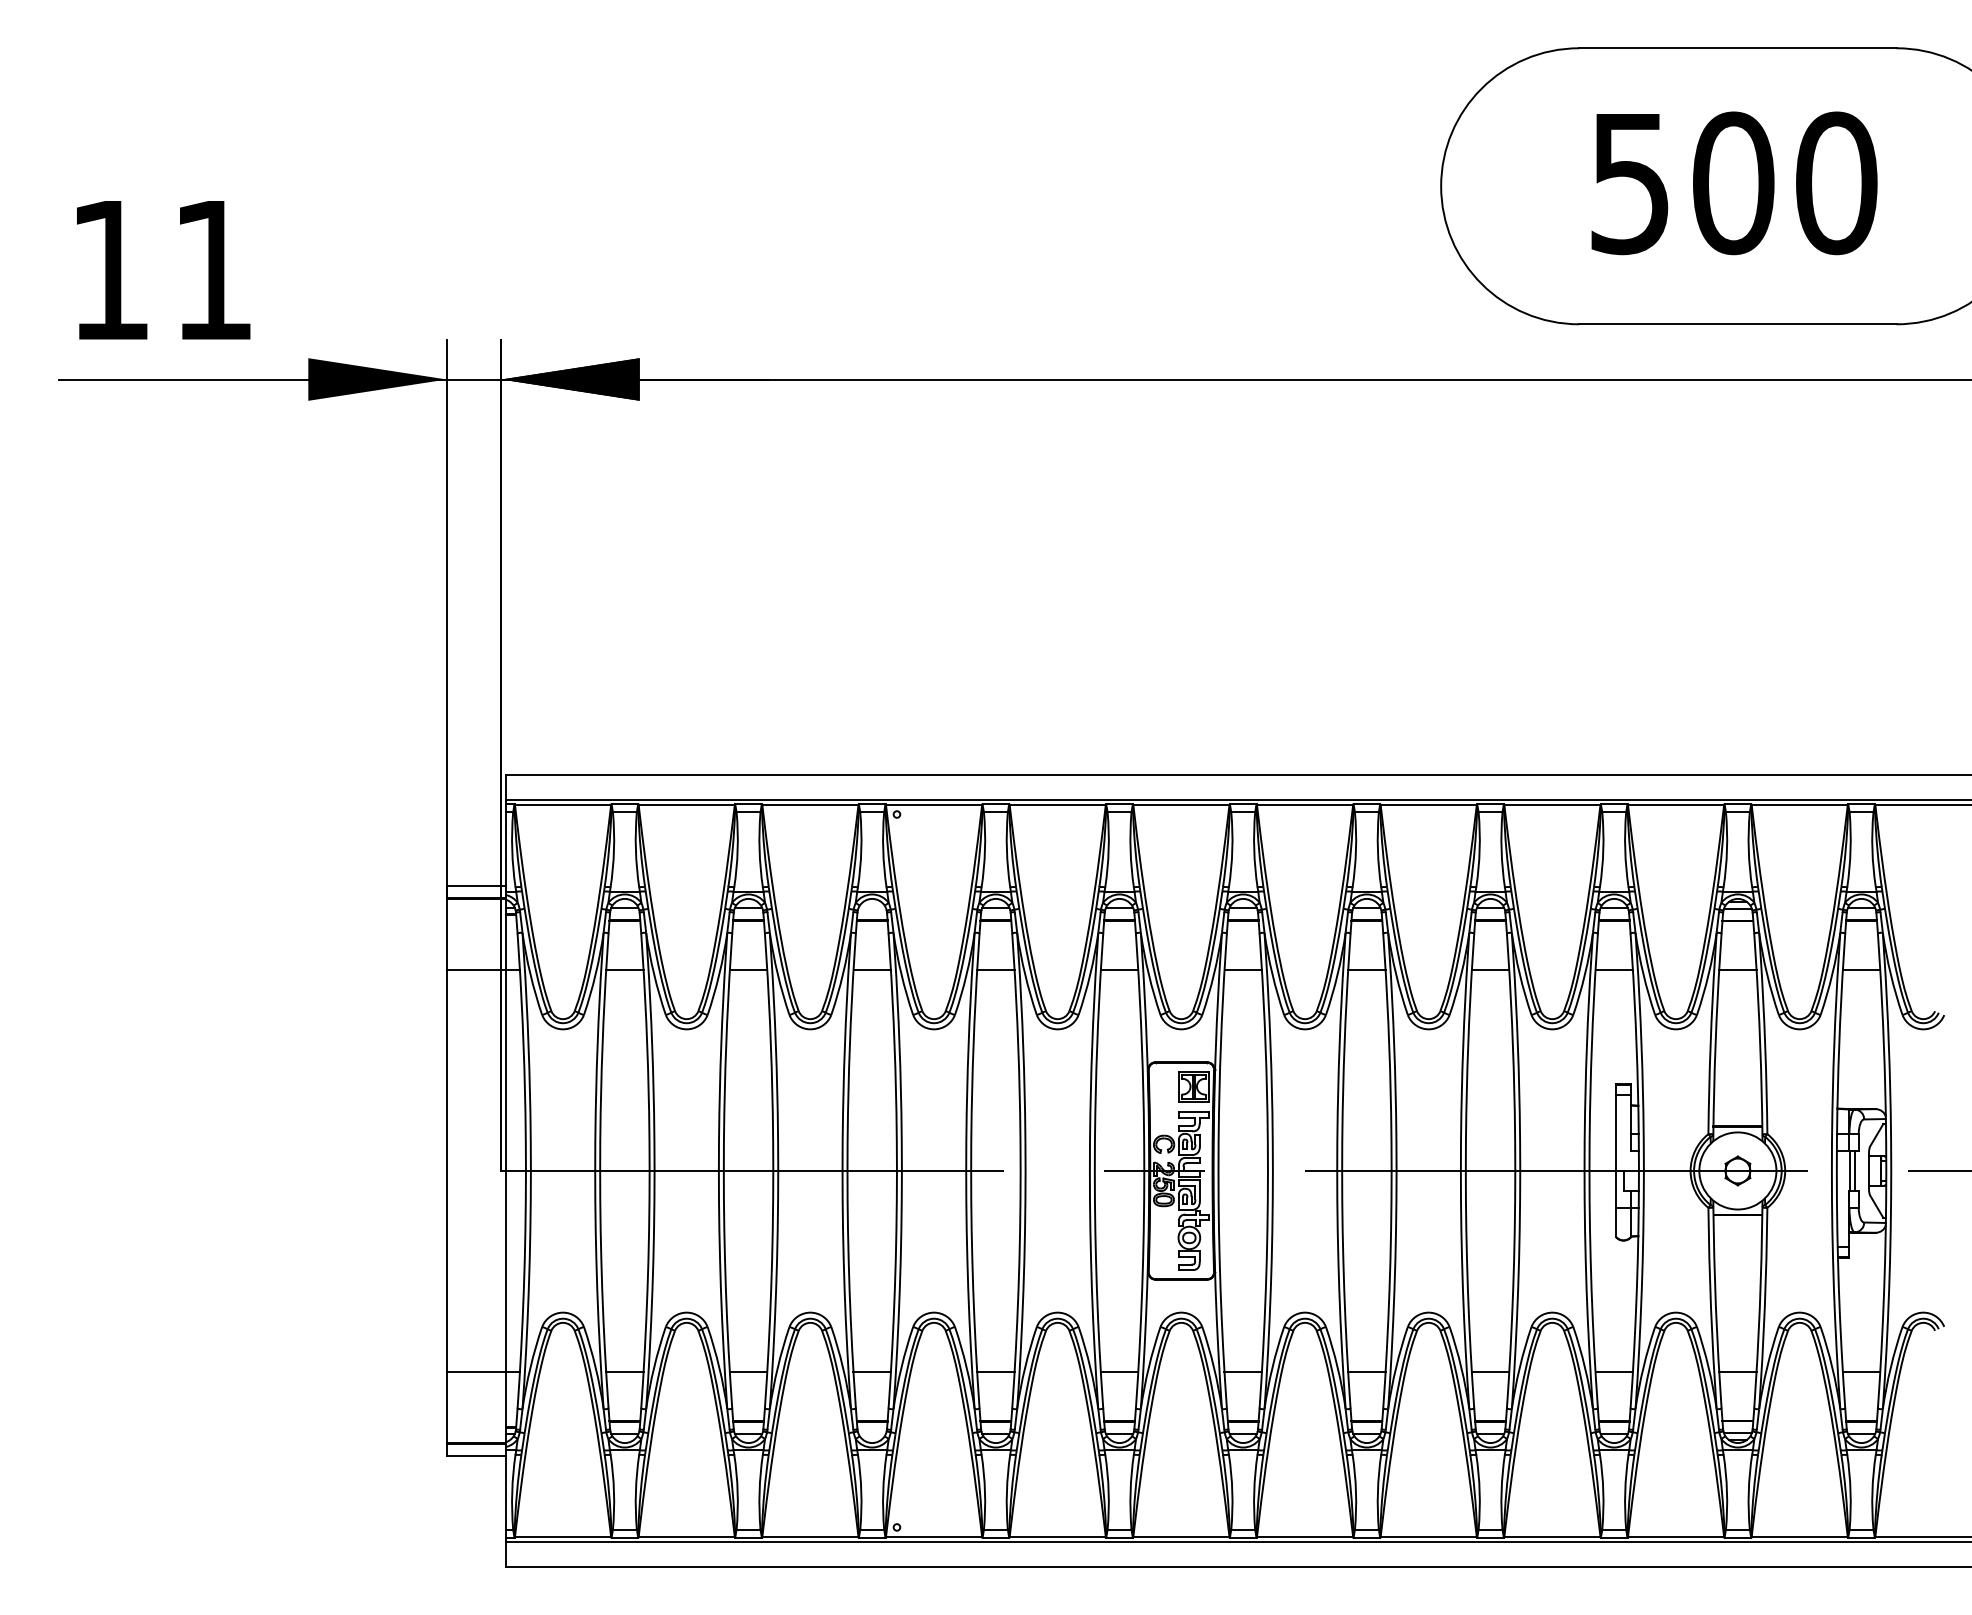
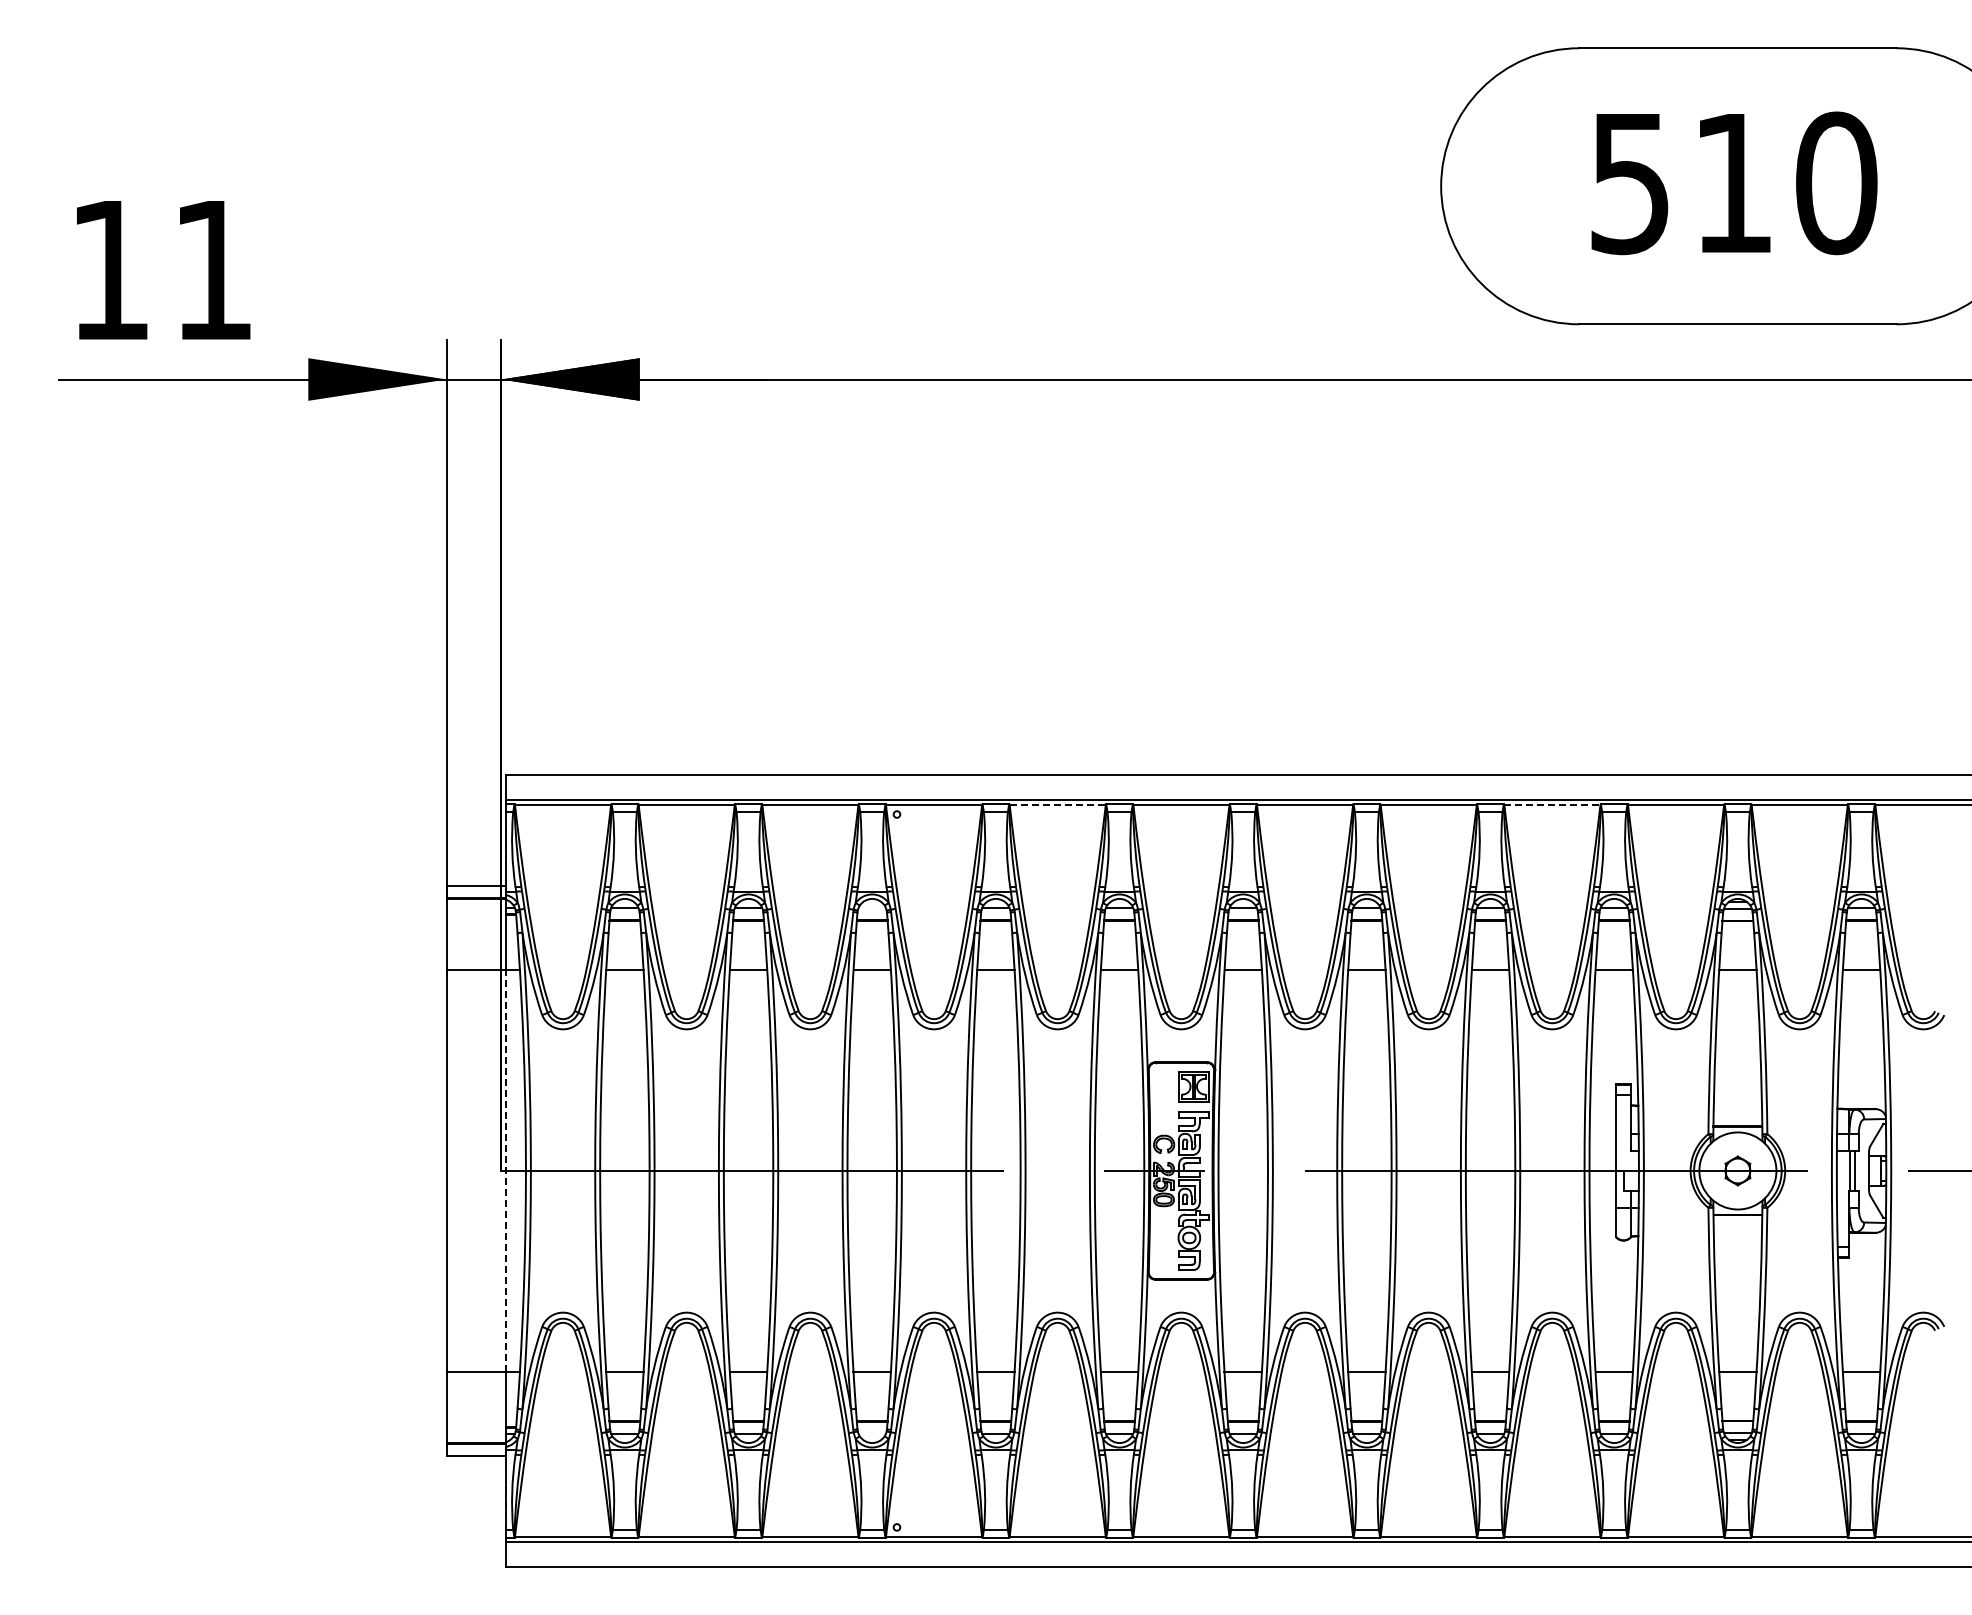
text: 500 -> 510 (1733, 183)
line: solid -> dashed (1058, 804)
line: solid -> dashed (1552, 804)
line: solid -> dashed (506, 1170)
